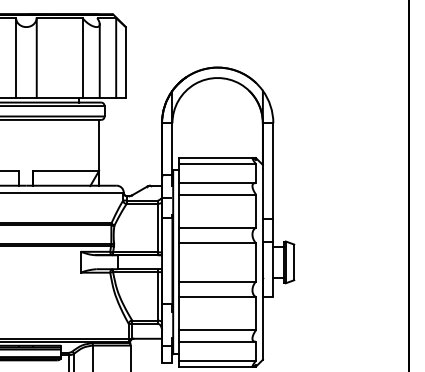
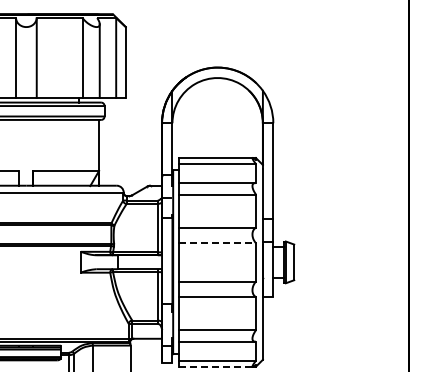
line: solid -> dashed (218, 243)
line: solid -> dashed (216, 366)
